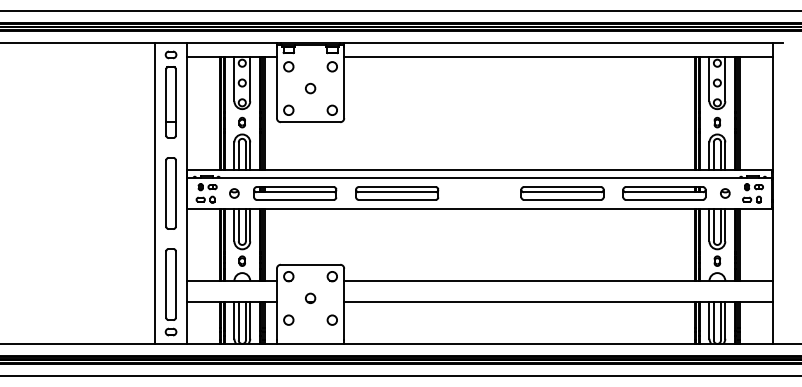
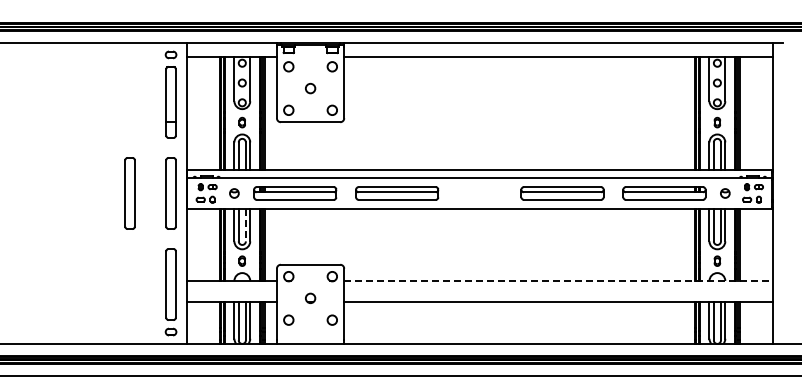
line: present -> none (400, 11)
part: none -> present (129, 193)
line: present -> none (155, 193)
line: solid -> dashed (245, 225)
line: solid -> dashed (559, 280)
